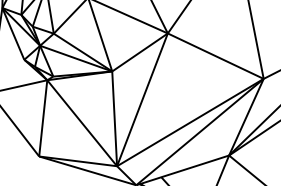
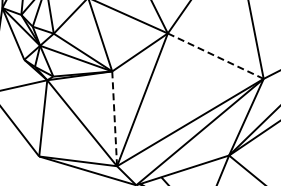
line: solid -> dashed (215, 55)
line: solid -> dashed (114, 118)
